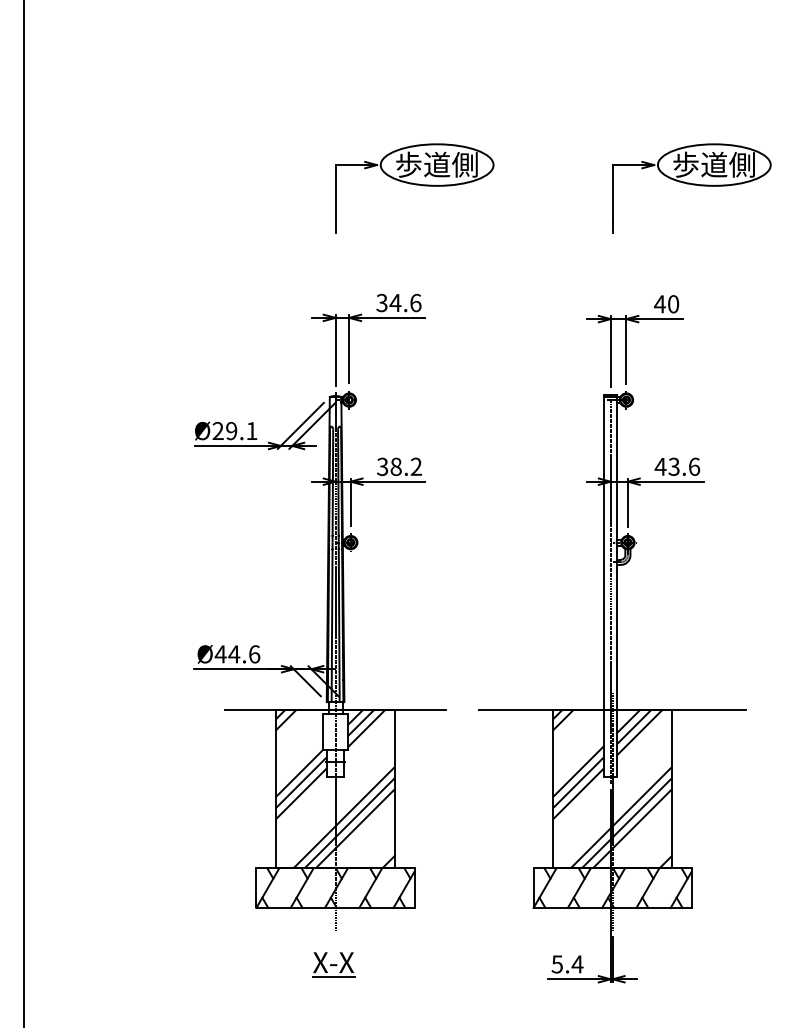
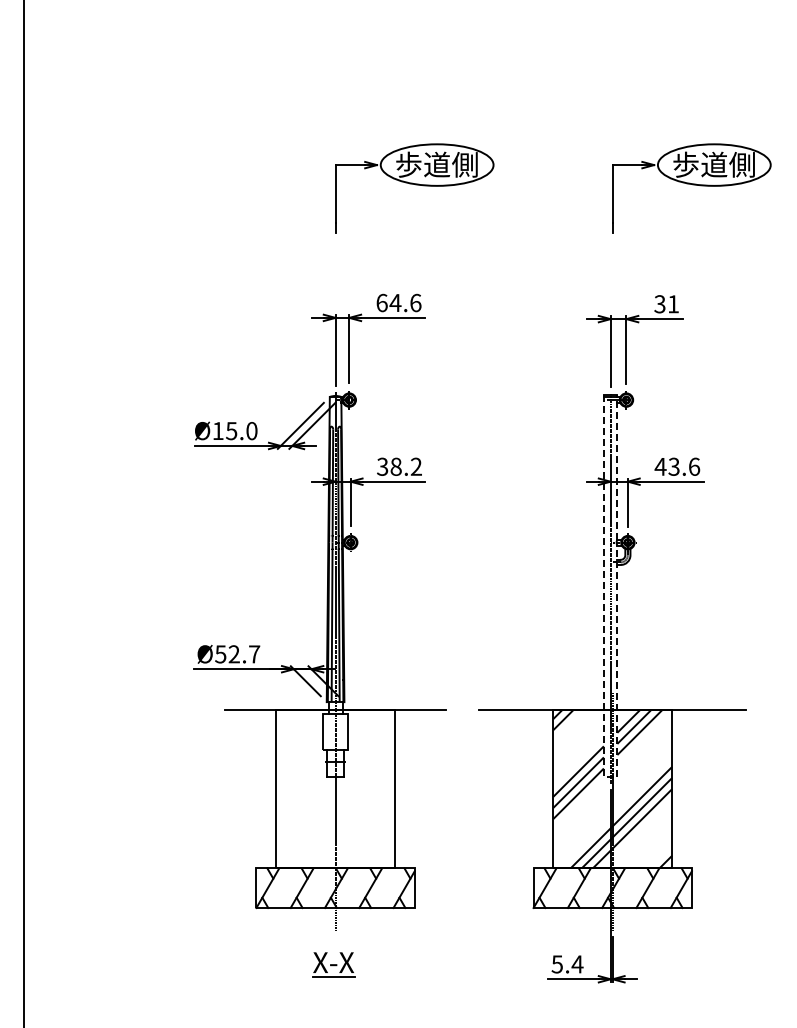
text: 34.6 -> 64.6 (381, 302)
text: 40 -> 31 (666, 304)
text: Ø29.1 -> Ø15.0 (234, 431)
line: solid -> dashed (617, 466)
text: Ø44.6 -> Ø52.7 (237, 654)
line: solid -> dashed (603, 710)
hatch: present -> none (335, 789)
